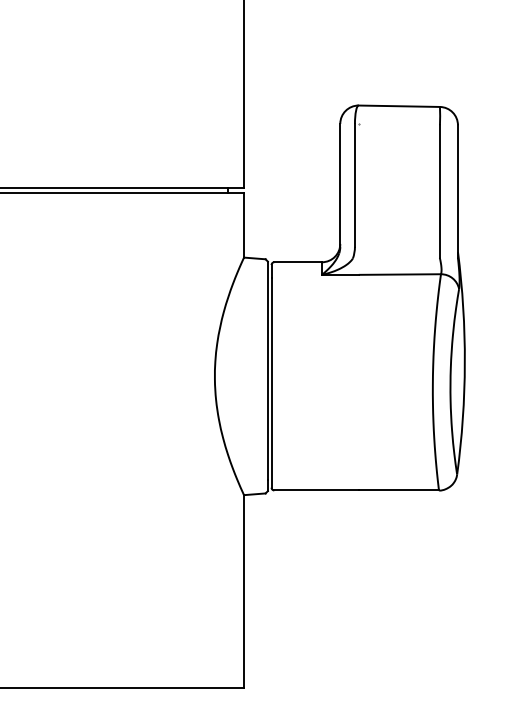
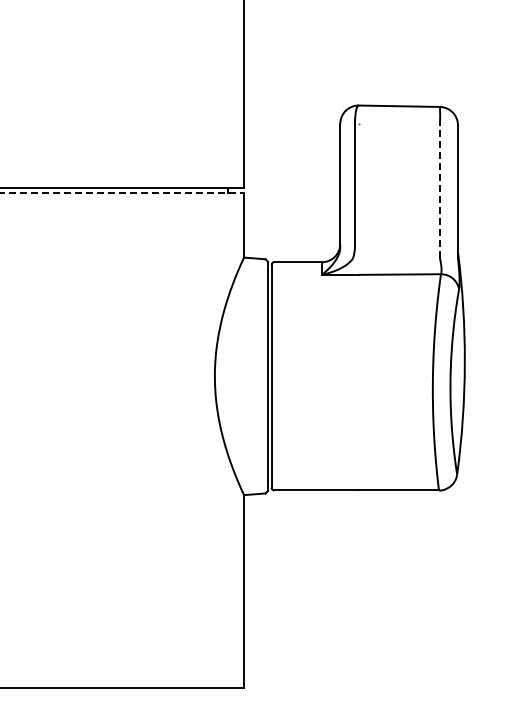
line: solid -> dashed (439, 191)
line: solid -> dashed (122, 193)
